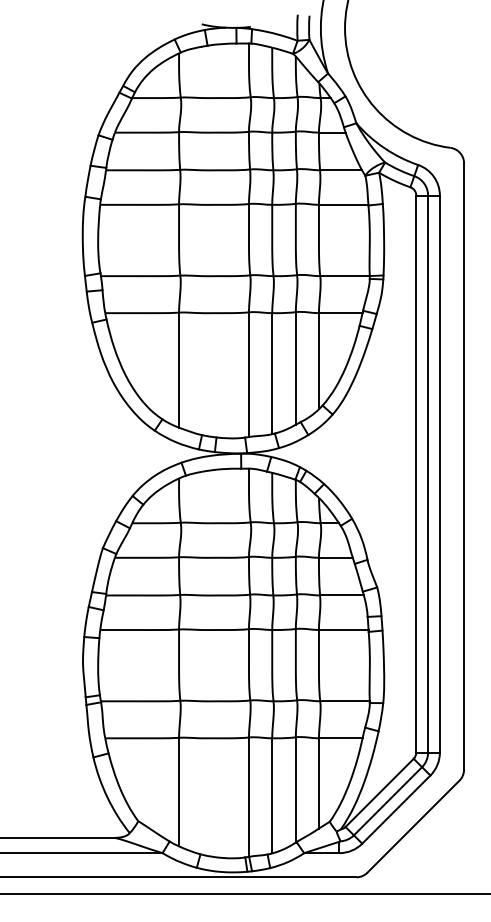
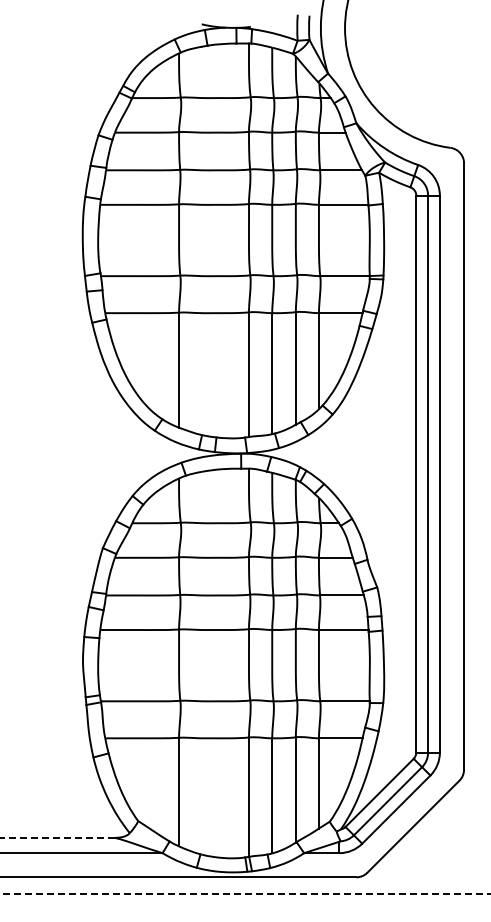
line: solid -> dashed (57, 837)
line: solid -> dashed (246, 894)
